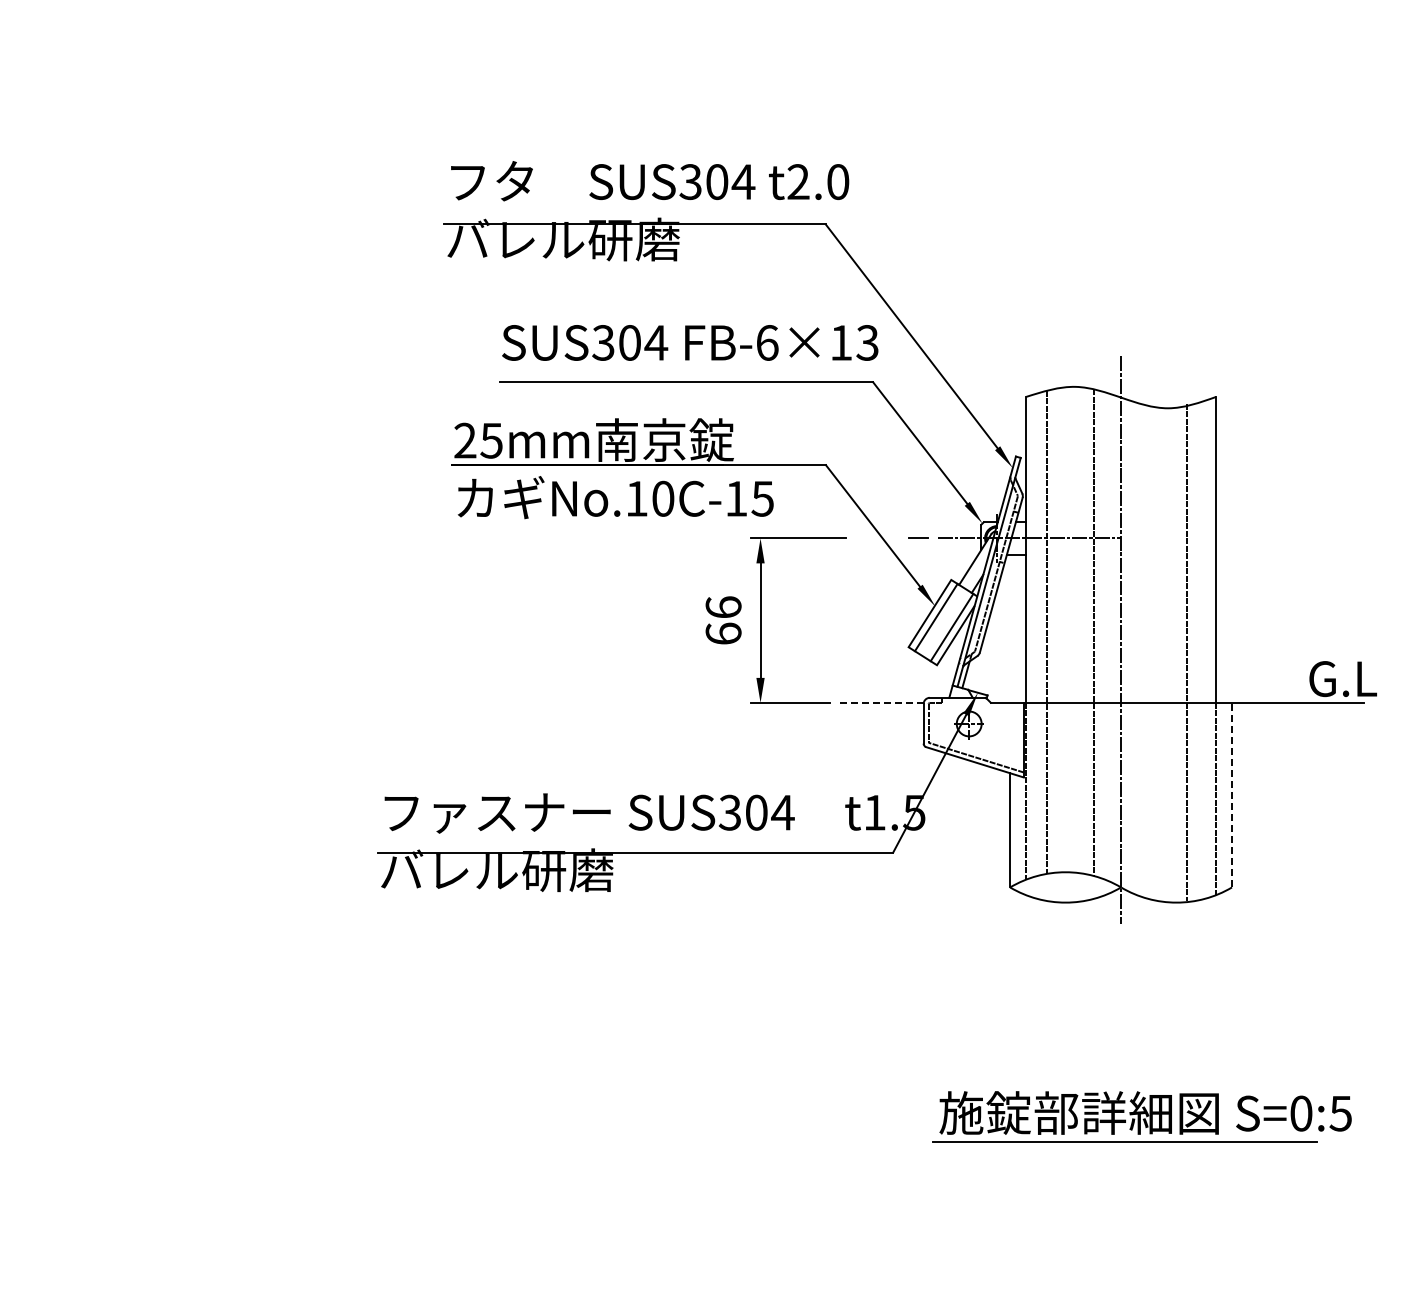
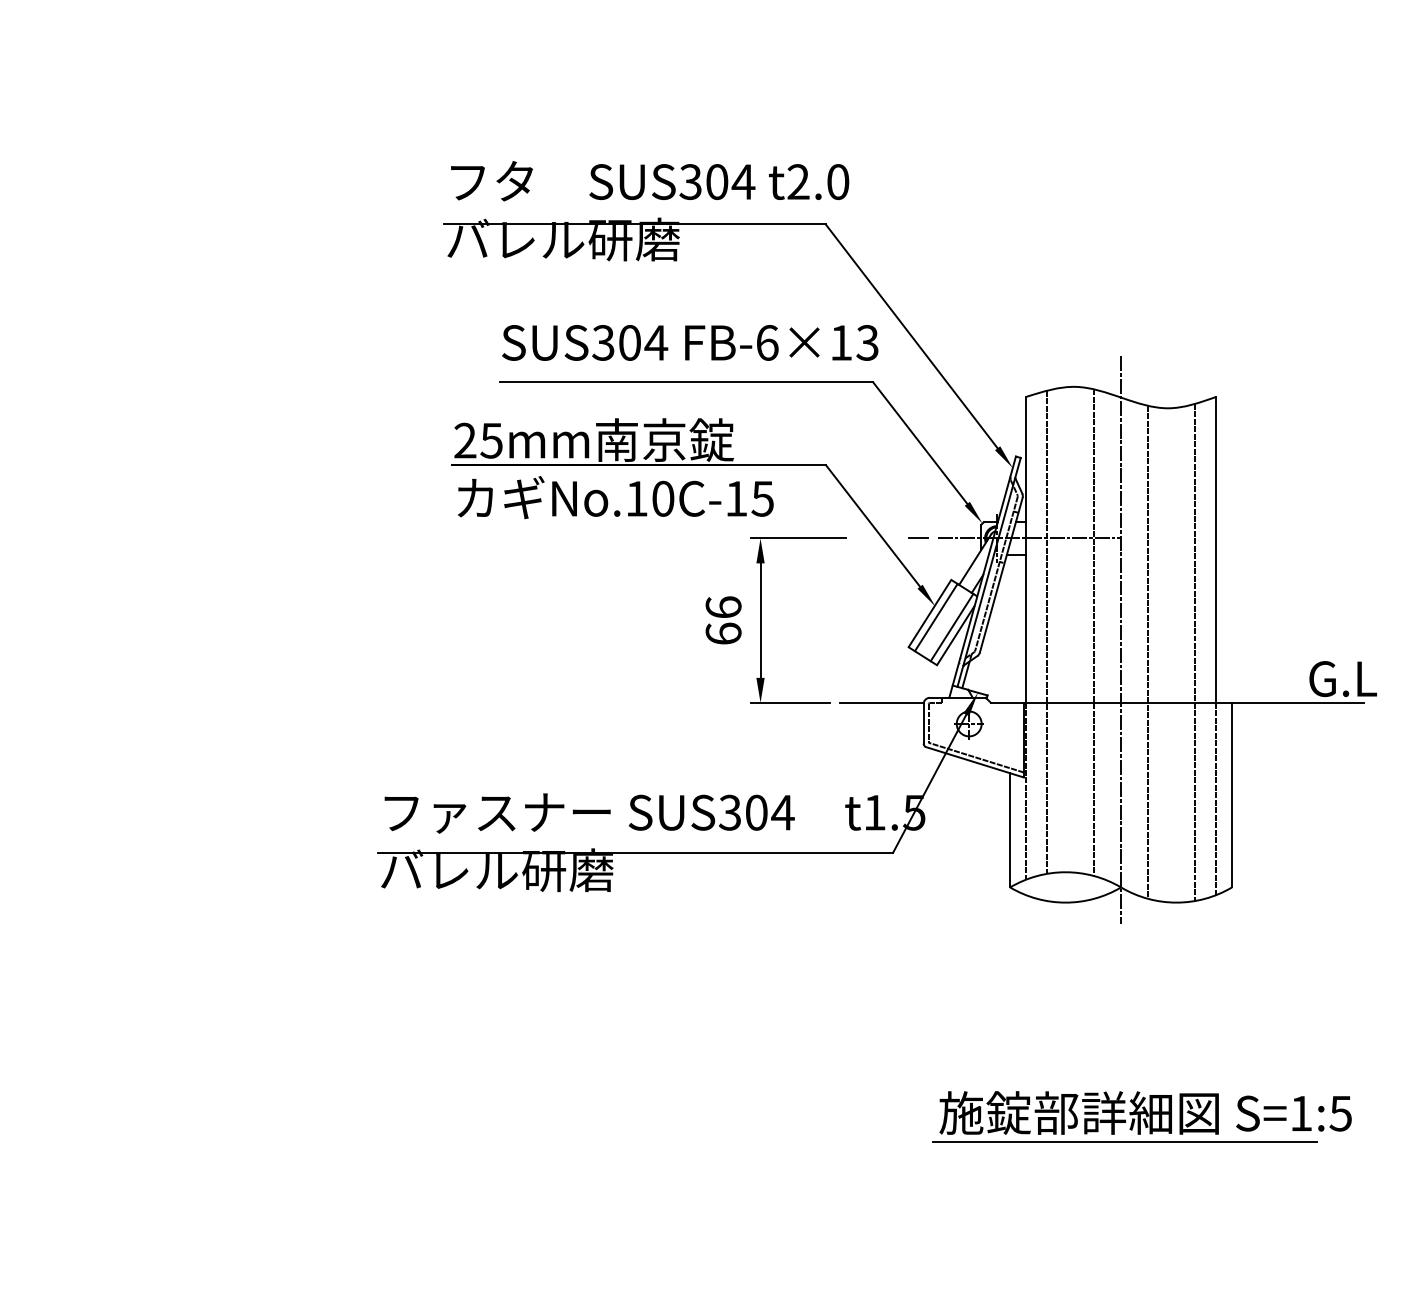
line: none -> present (1148, 651)
line position: (1186, 652) -> (1194, 652) (1194, 652)
line: dashed -> solid (882, 702)
line: dashed -> solid (1232, 794)
text: S=0:5 -> S=1:5 (1301, 1113)
